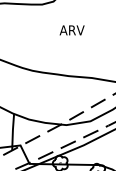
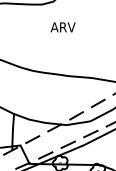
text position: (71, 30) -> (62, 27) (62, 27)
